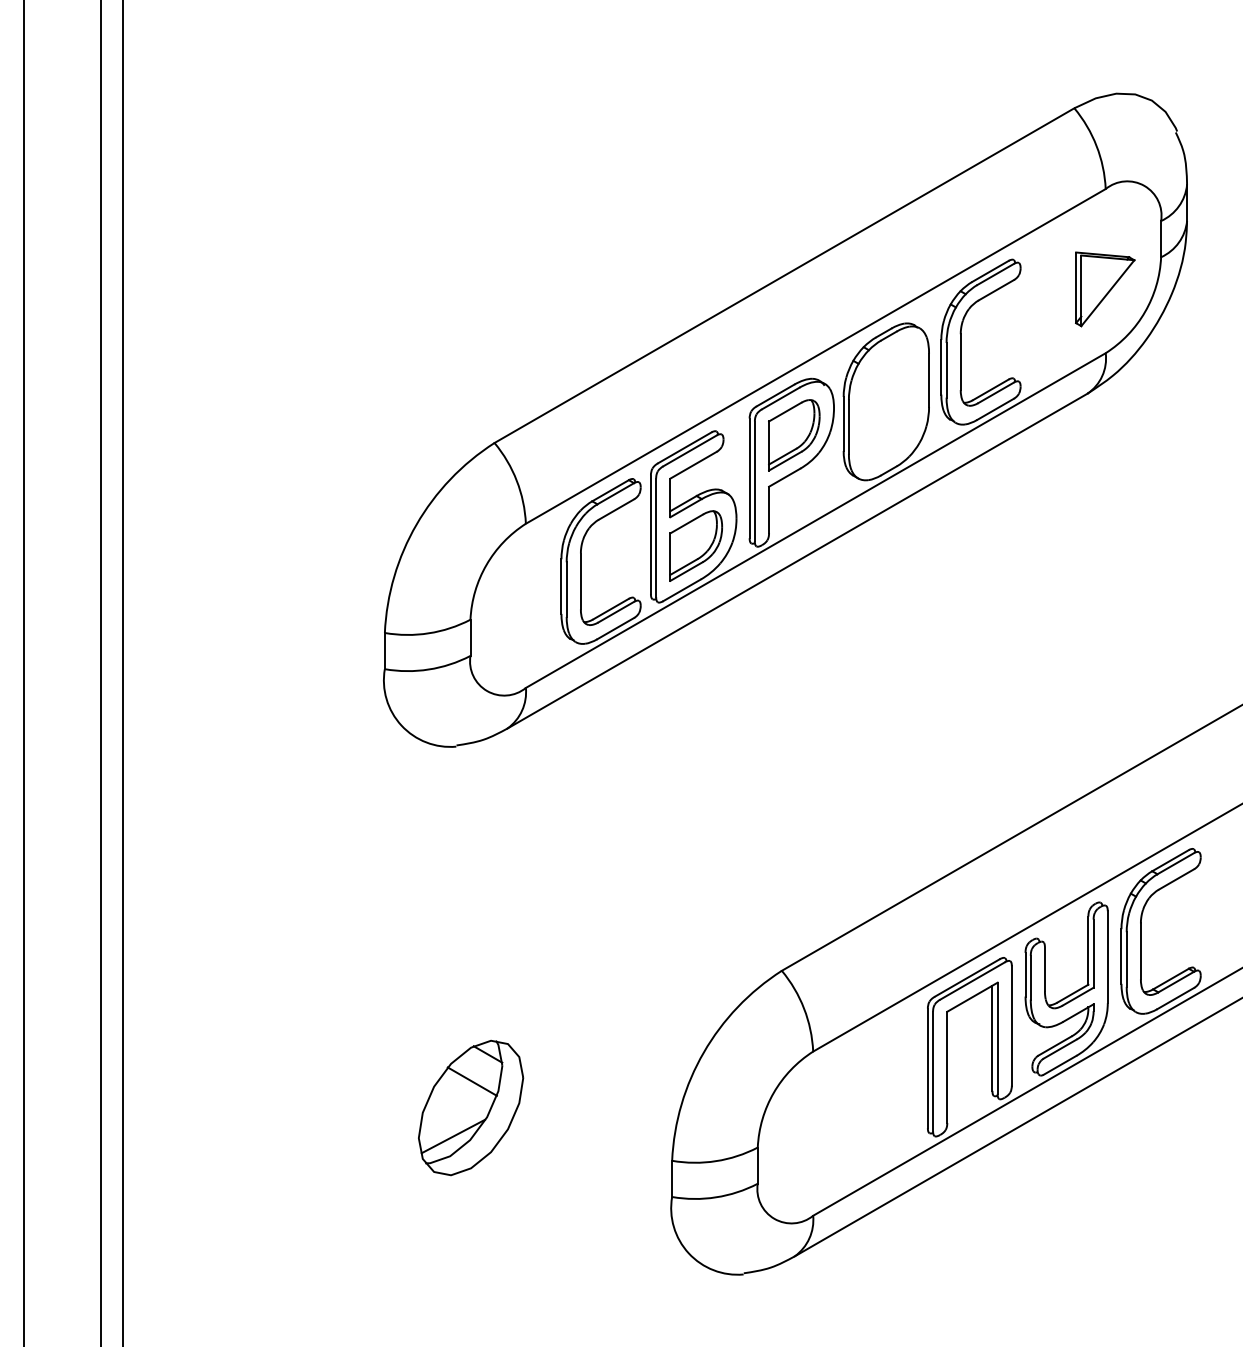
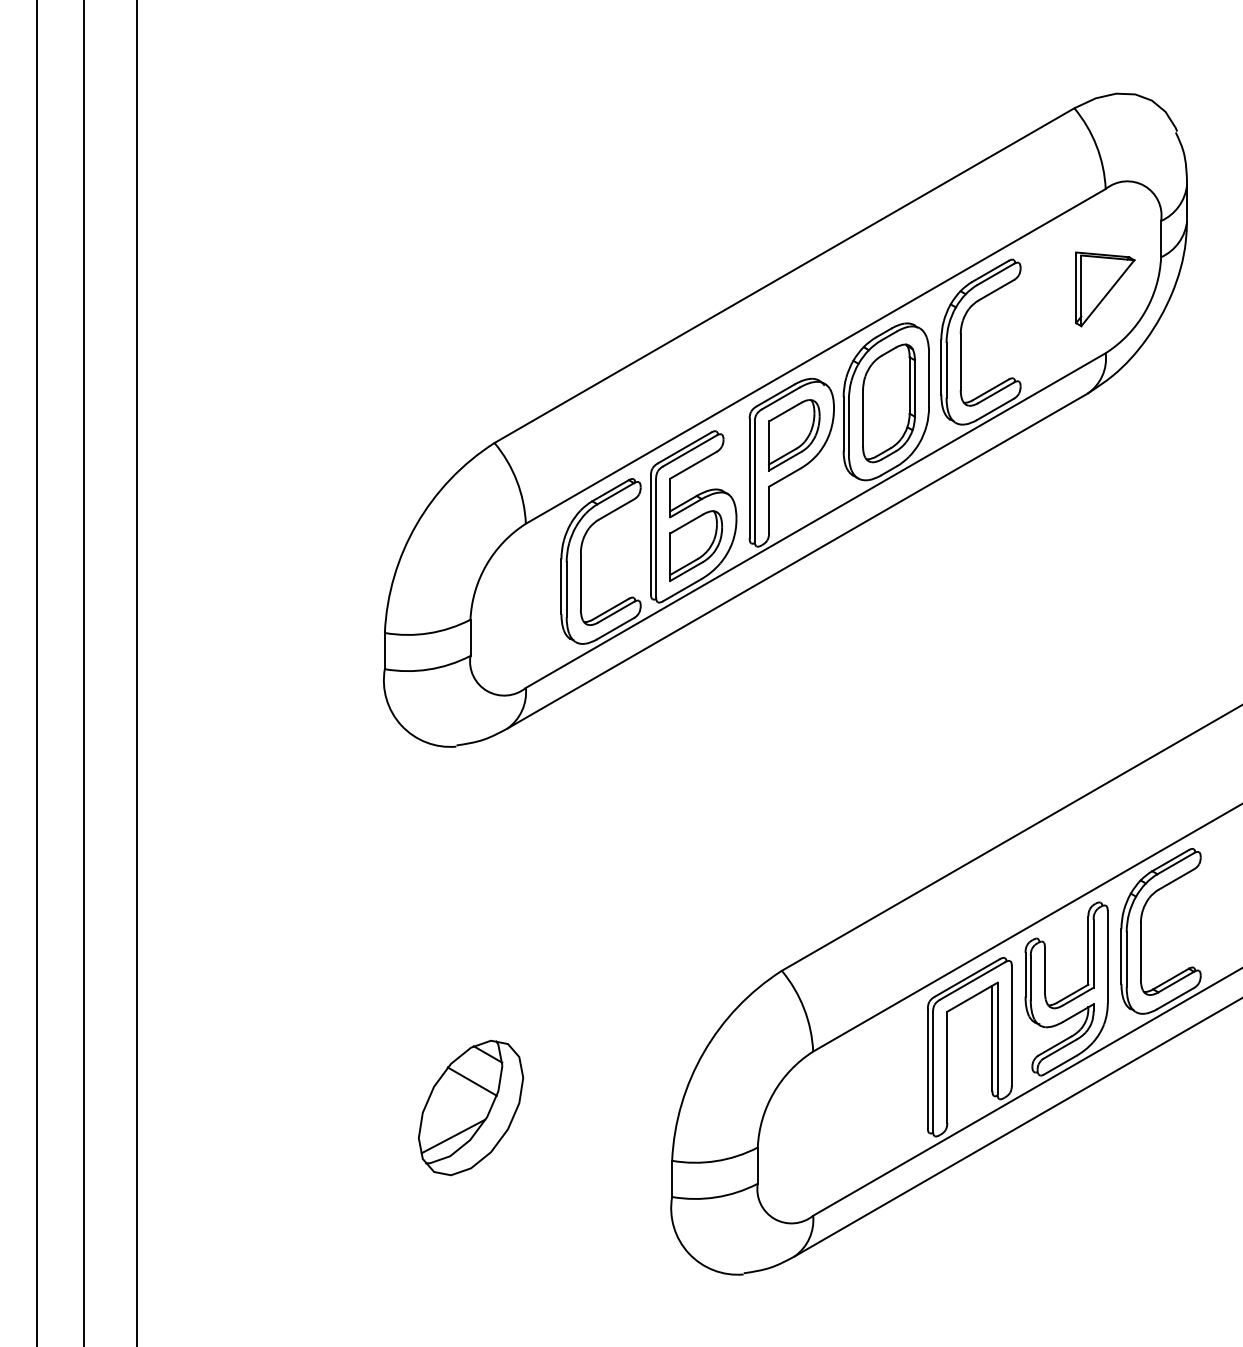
part: none -> present (888, 403)
line position: (24, 672) -> (37, 672) (37, 672)
line position: (100, 672) -> (83, 672) (83, 672)
line position: (122, 672) -> (136, 672) (136, 672)
